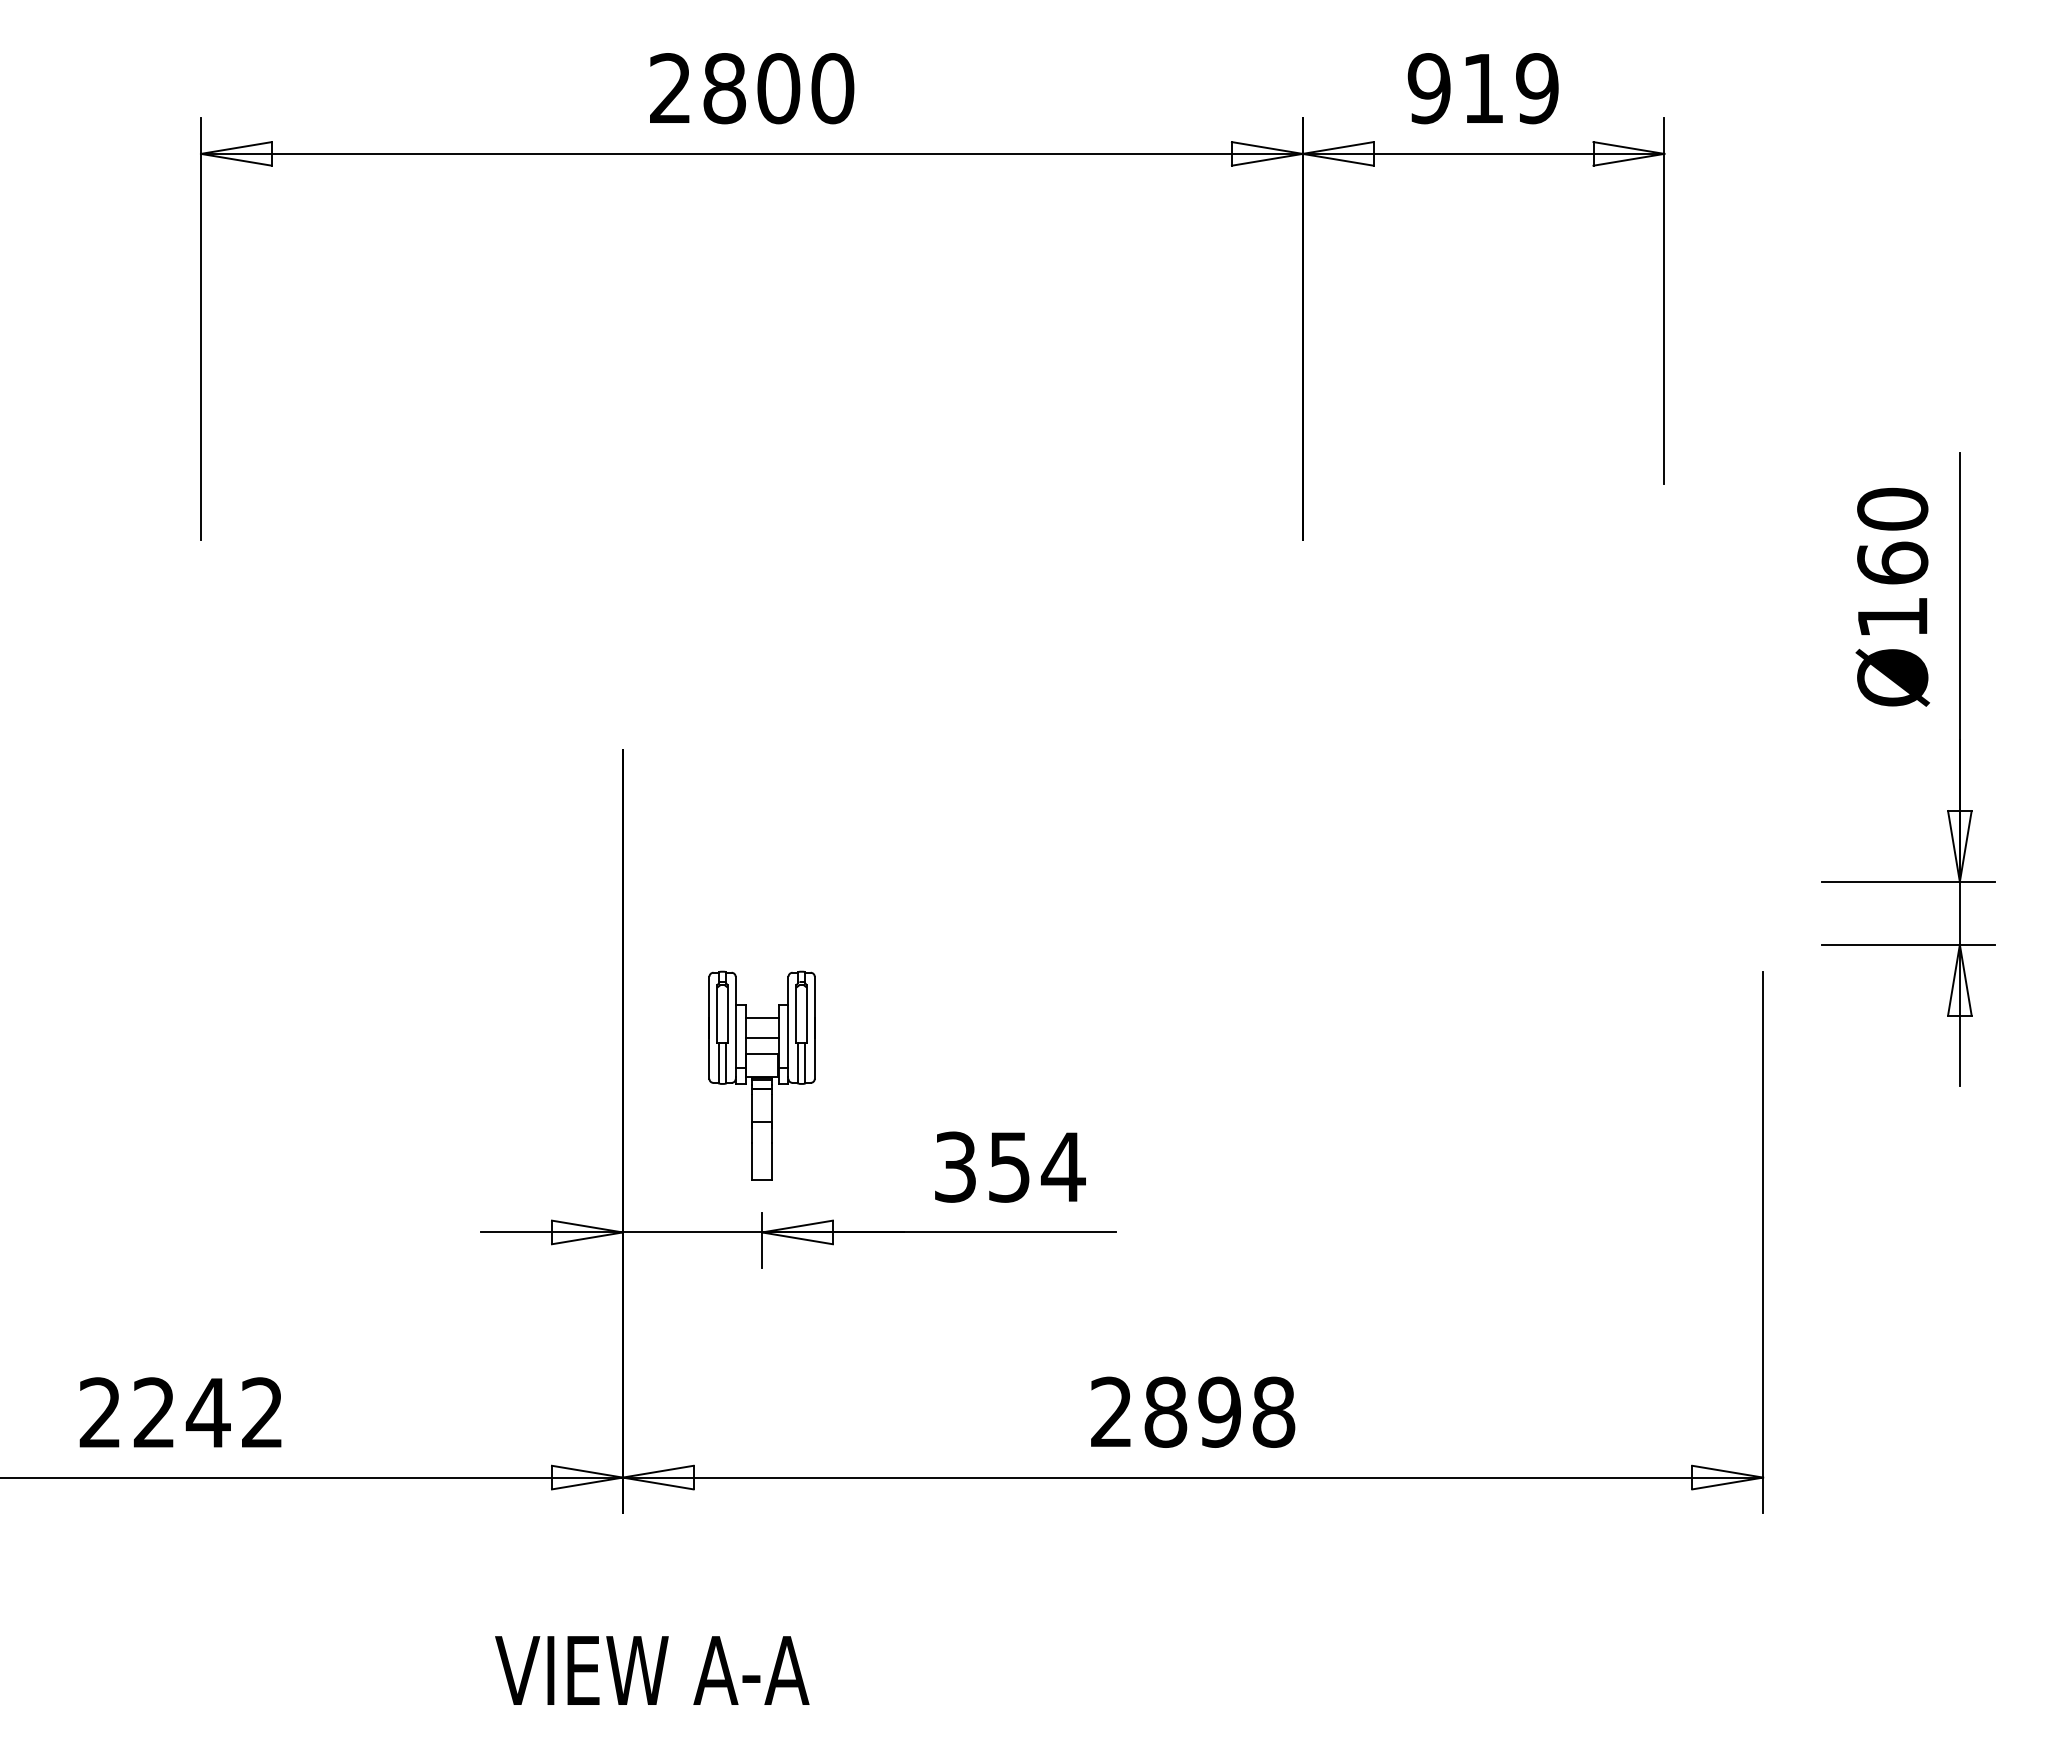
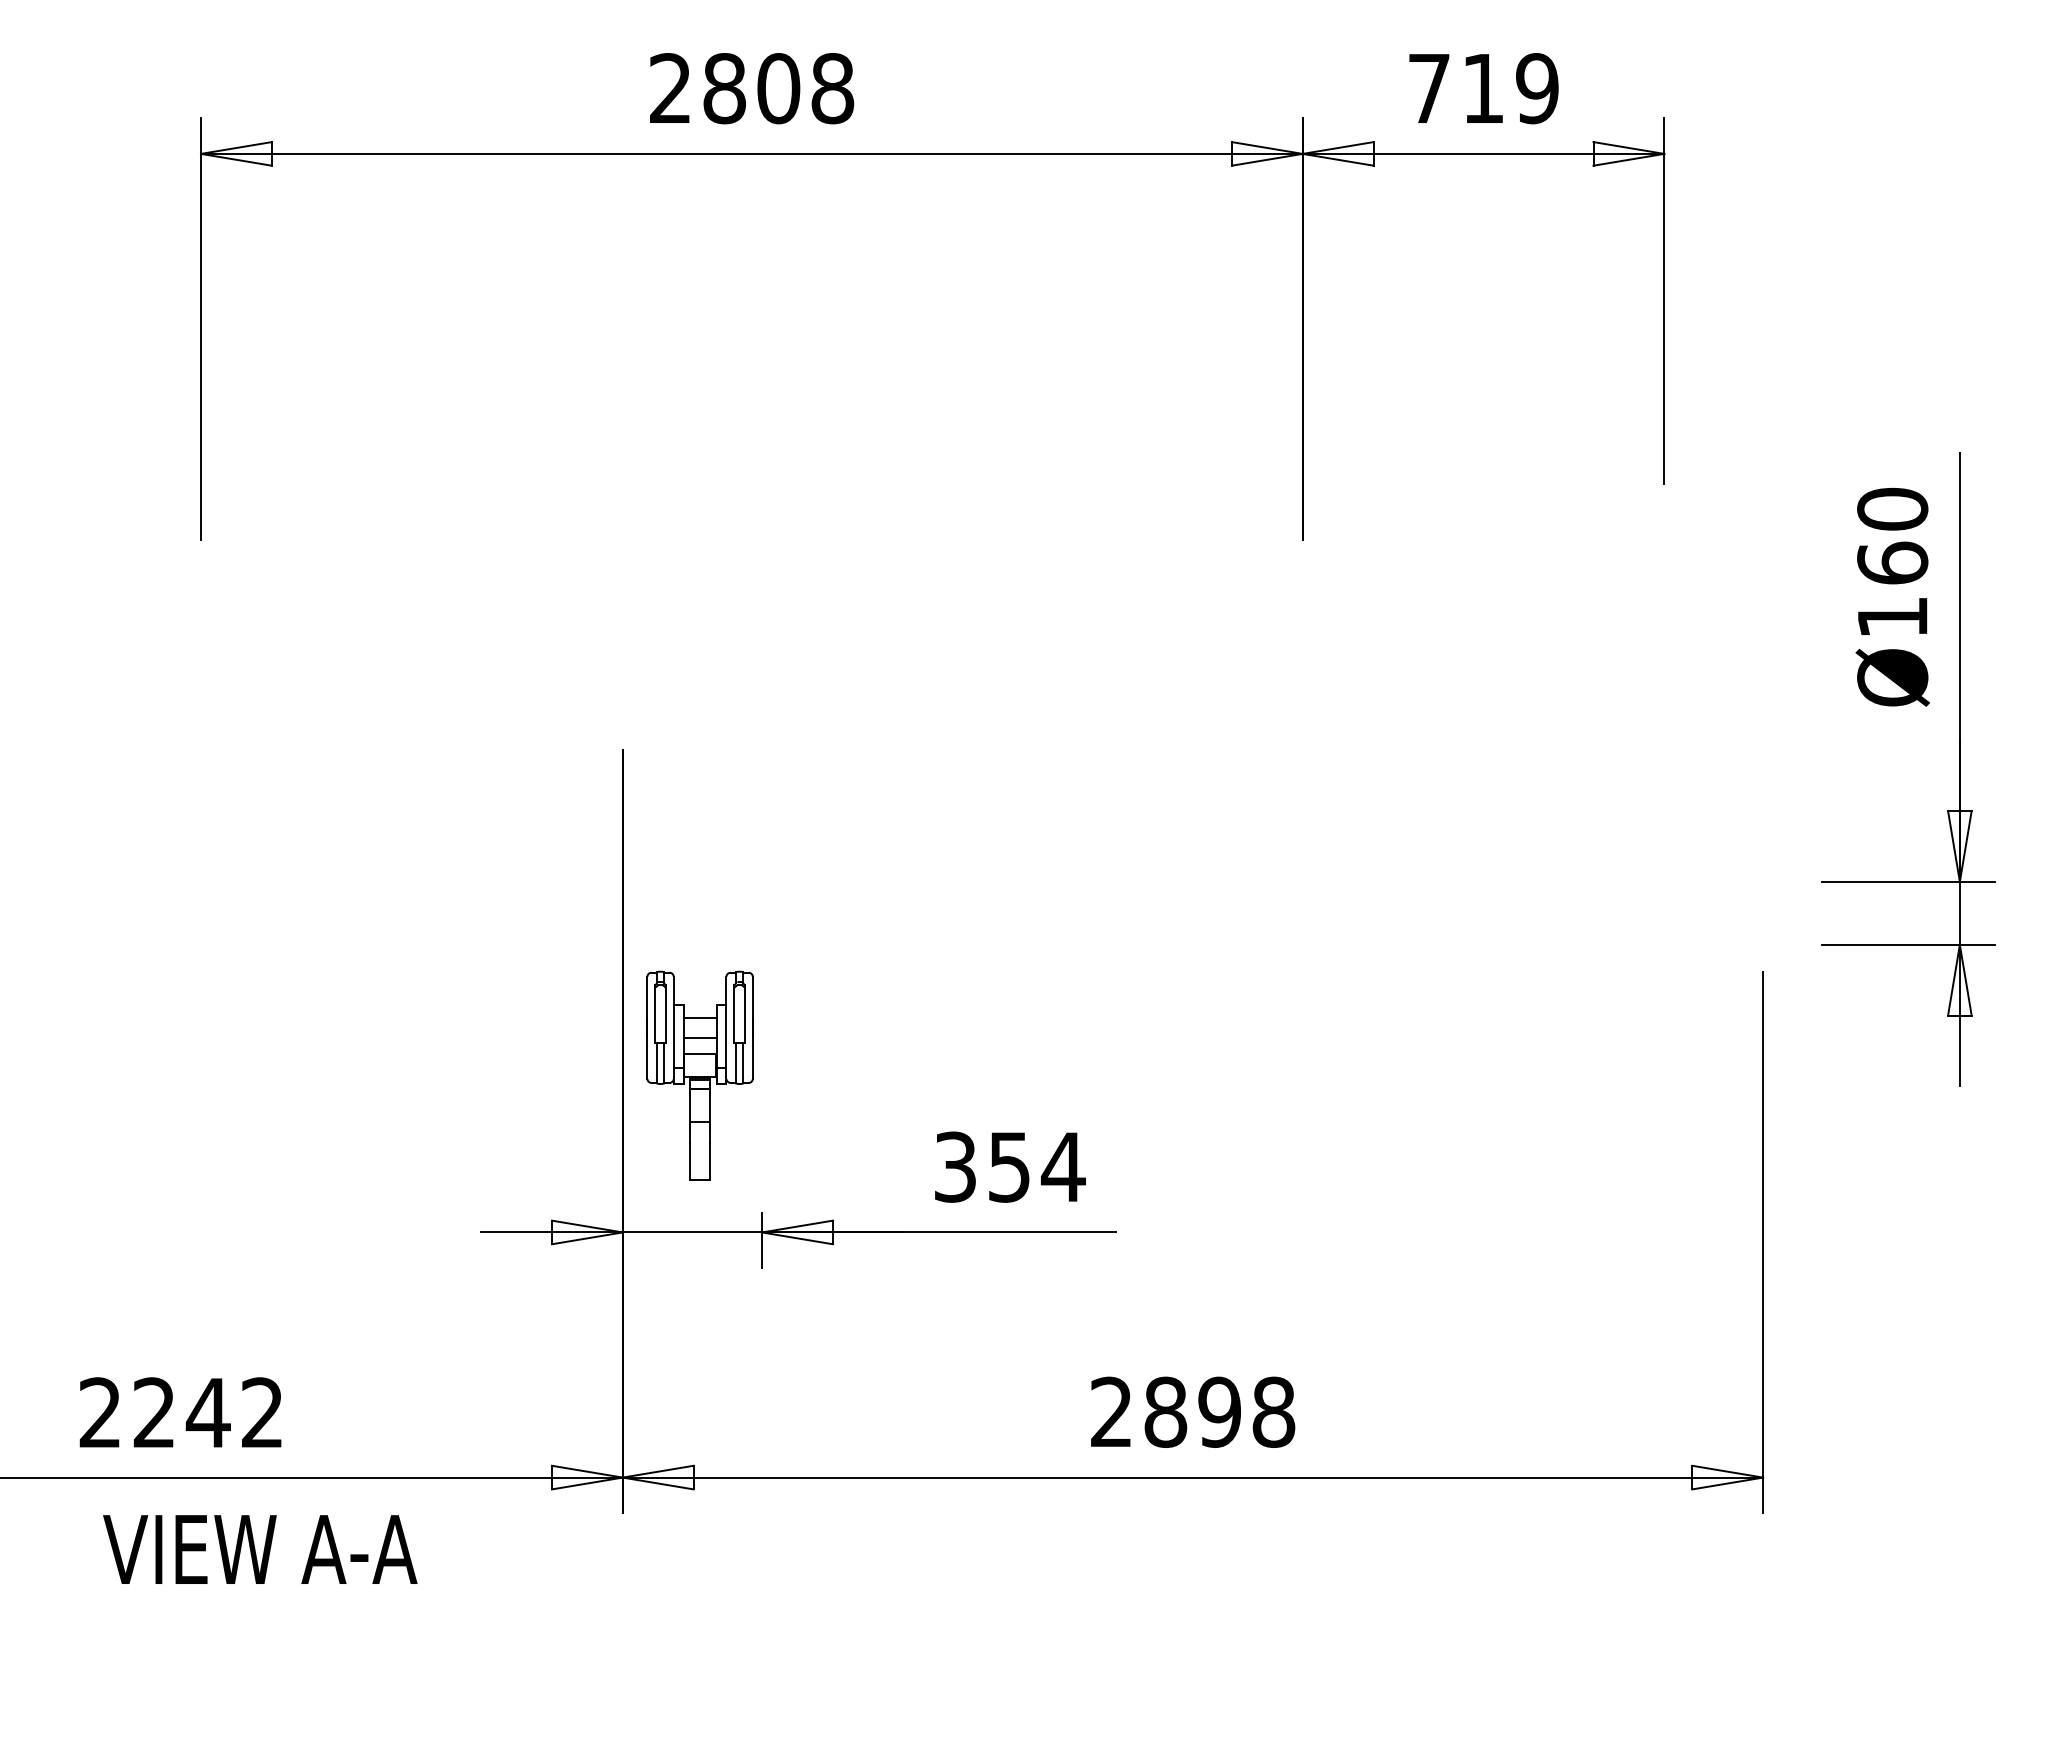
text: 2800 -> 2808 (832, 88)
text: 919 -> 719 (1428, 88)
part position: (761, 1075) -> (699, 1075) (699, 1075)
text position: (652, 1670) -> (260, 1549) (260, 1549)
